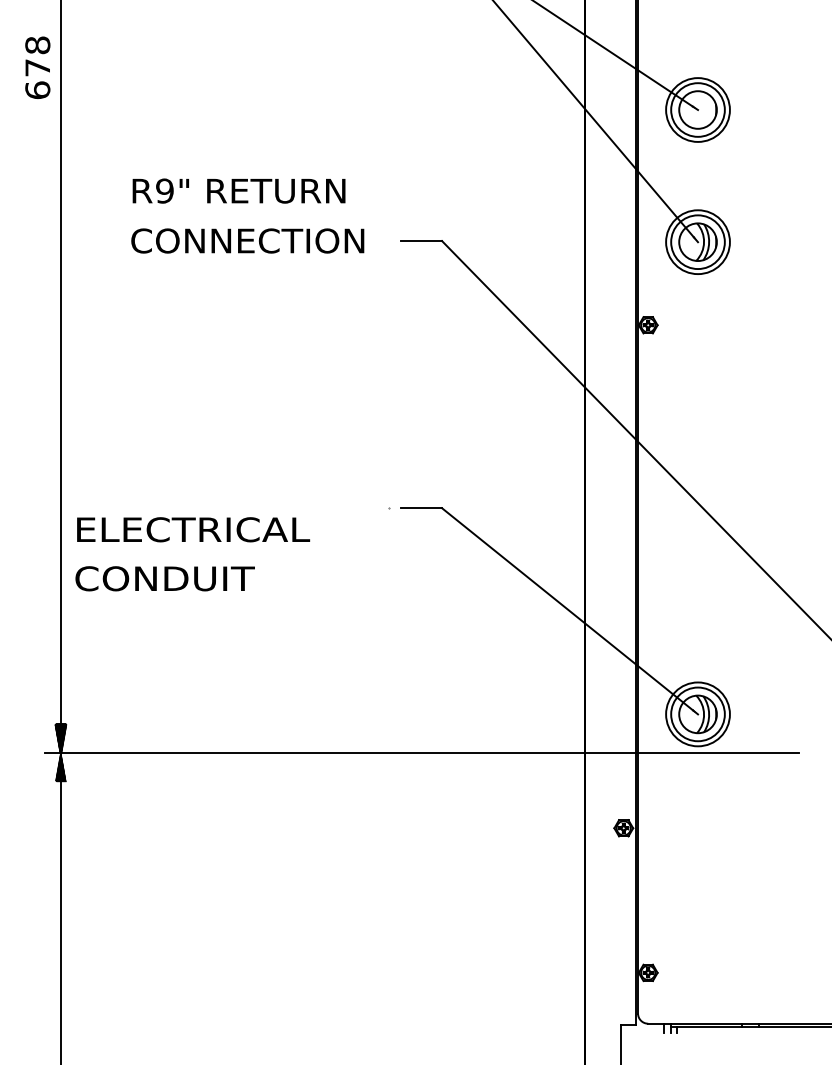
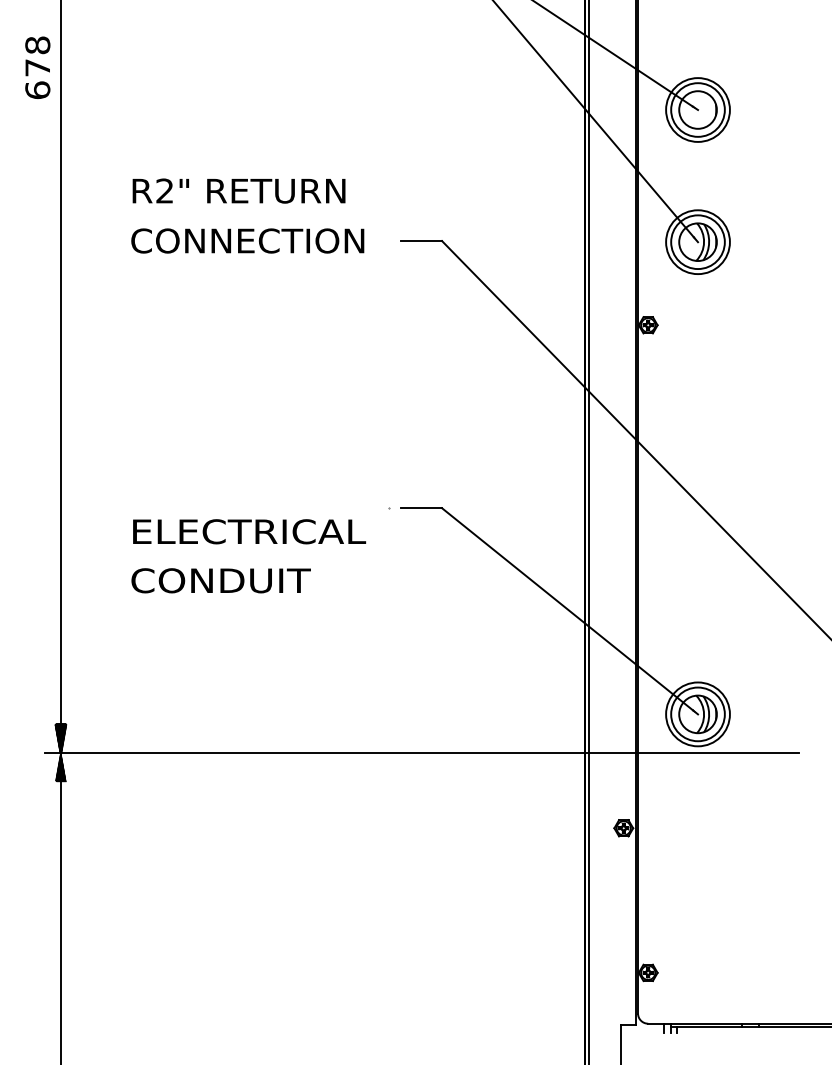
text: R9" -> R2" (164, 190)
line: none -> present (589, 531)
text position: (192, 554) -> (248, 556) (248, 556)
